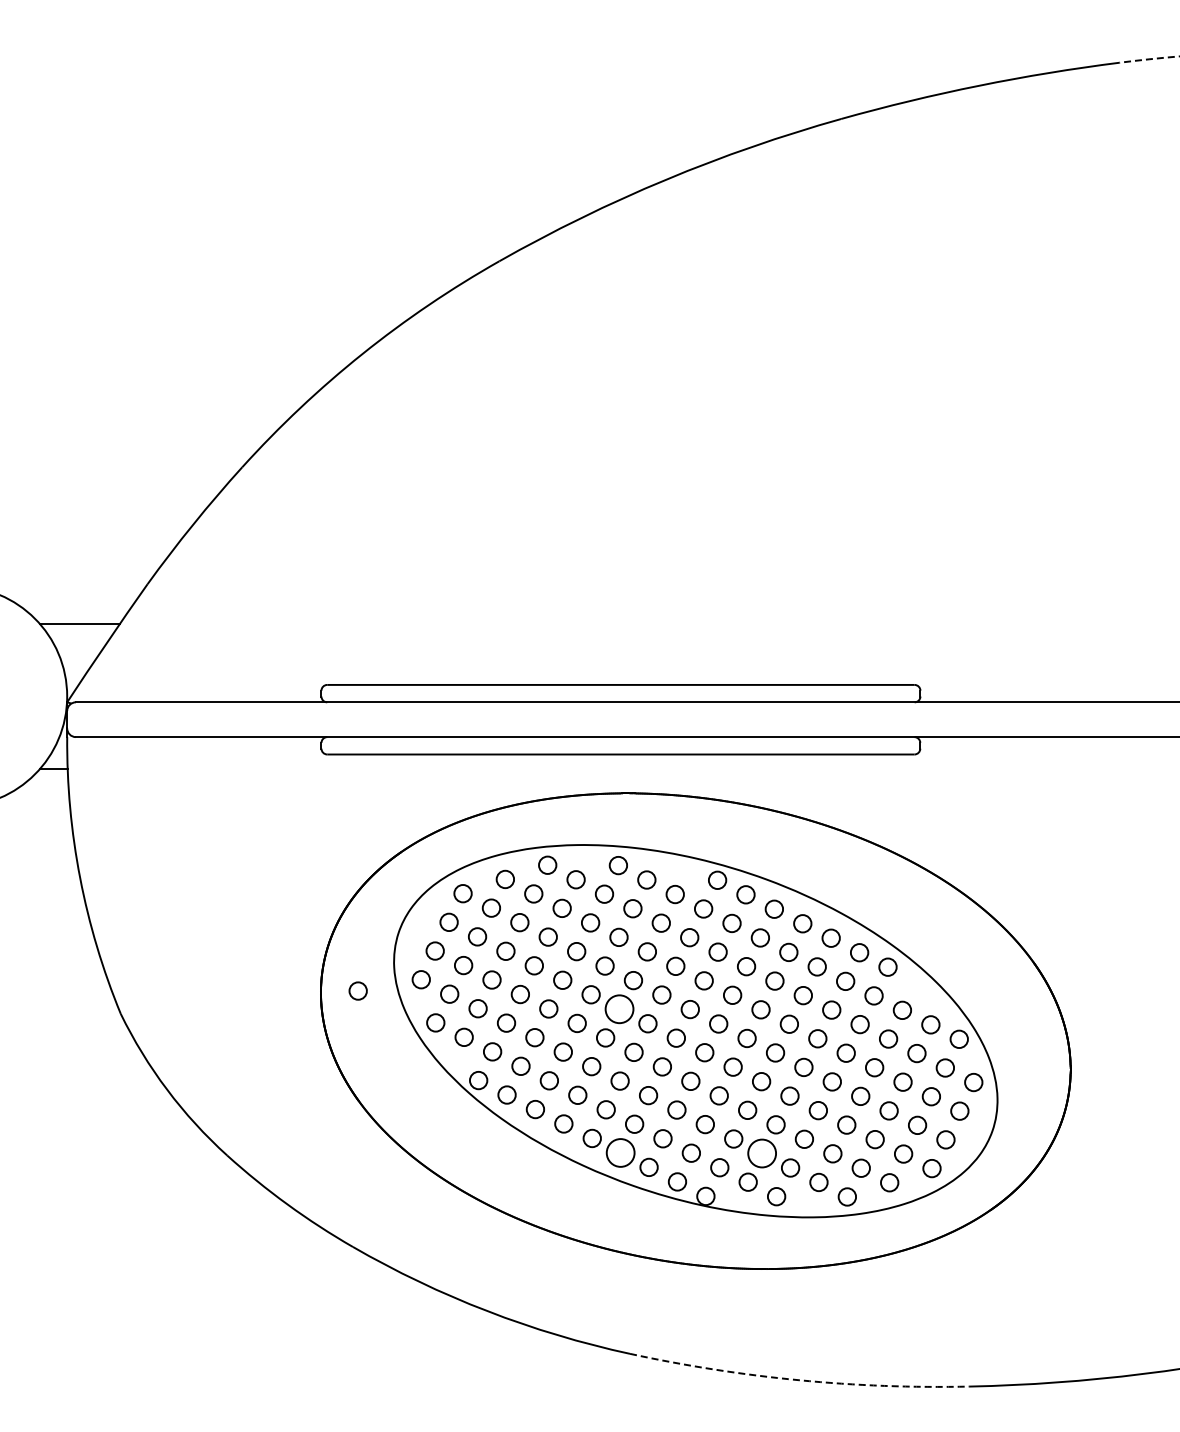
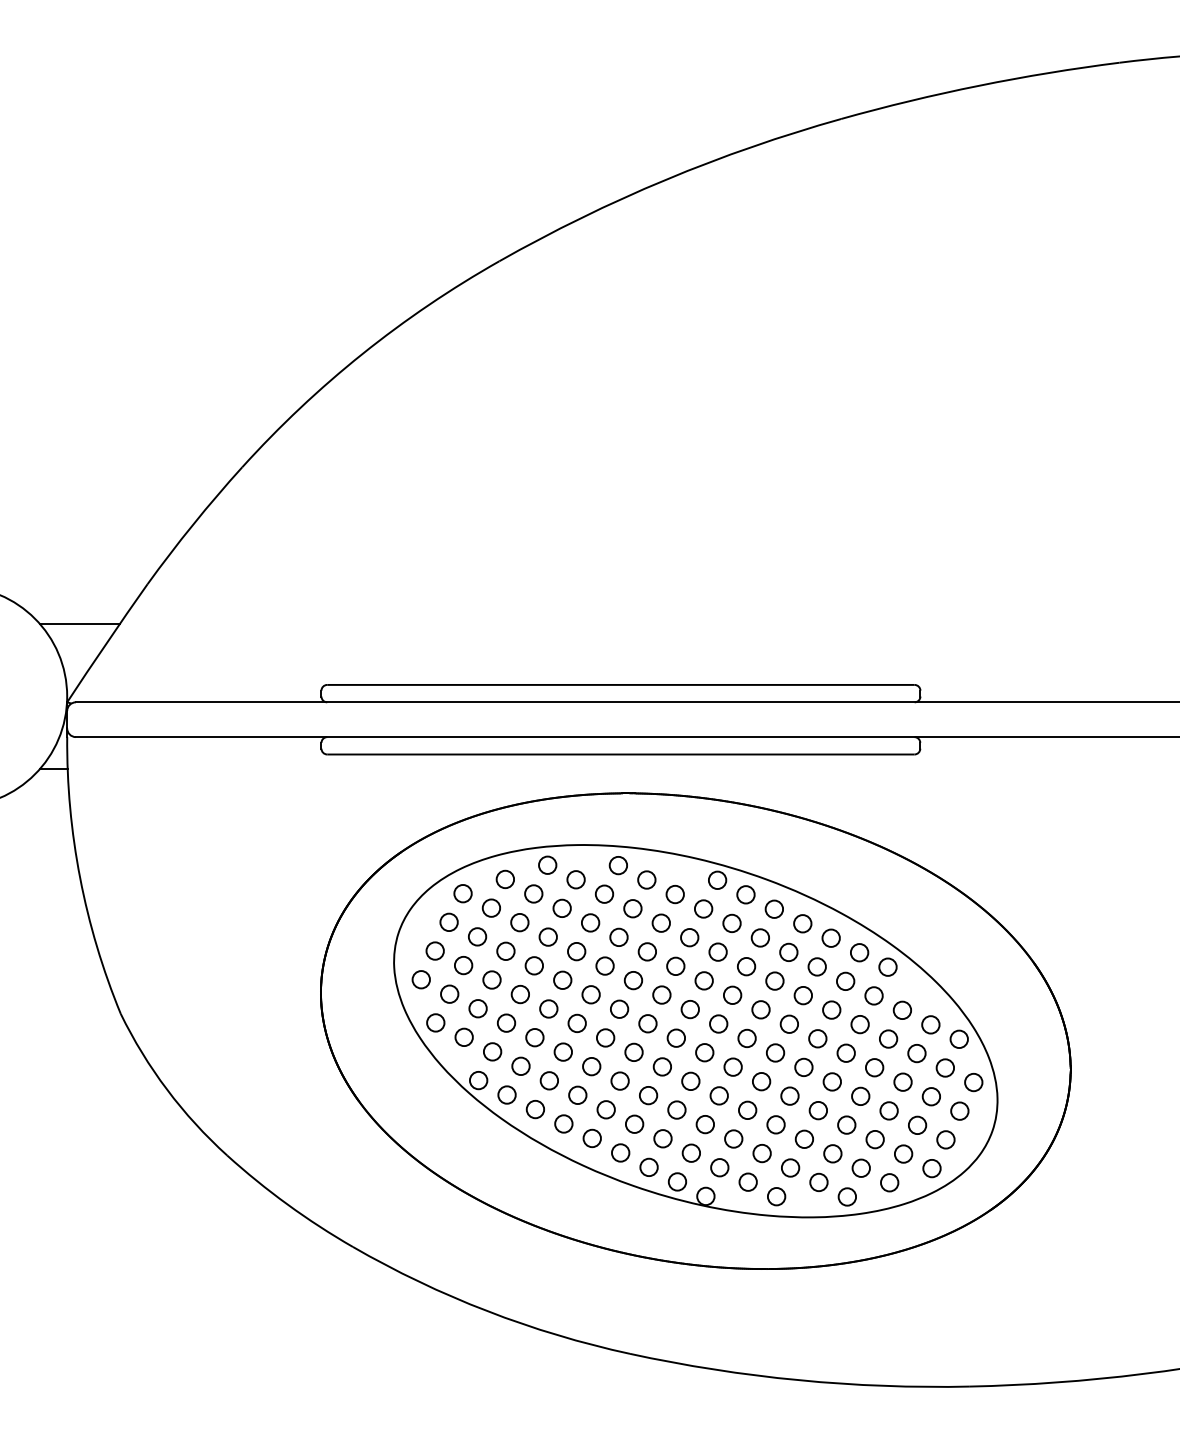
arc: dashed -> solid (1149, 59)
circle: present -> none (357, 990)
circle diameter: 28 px -> 17 px (619, 1008)
circle diameter: 28 px -> 17 px (620, 1152)
circle diameter: 28 px -> 17 px (761, 1153)
arc: dashed -> solid (798, 1380)
